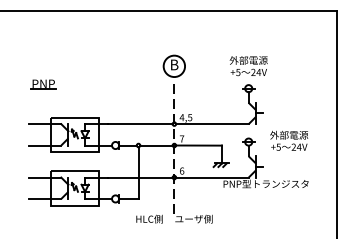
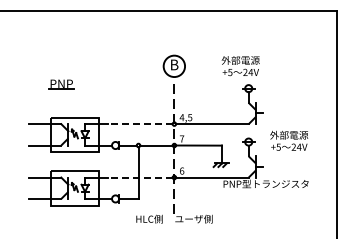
text position: (248, 66) -> (240, 66) (240, 66)
part position: (43, 84) -> (61, 84) (61, 84)
line: solid -> dashed (139, 124)
line: solid -> dashed (139, 177)
